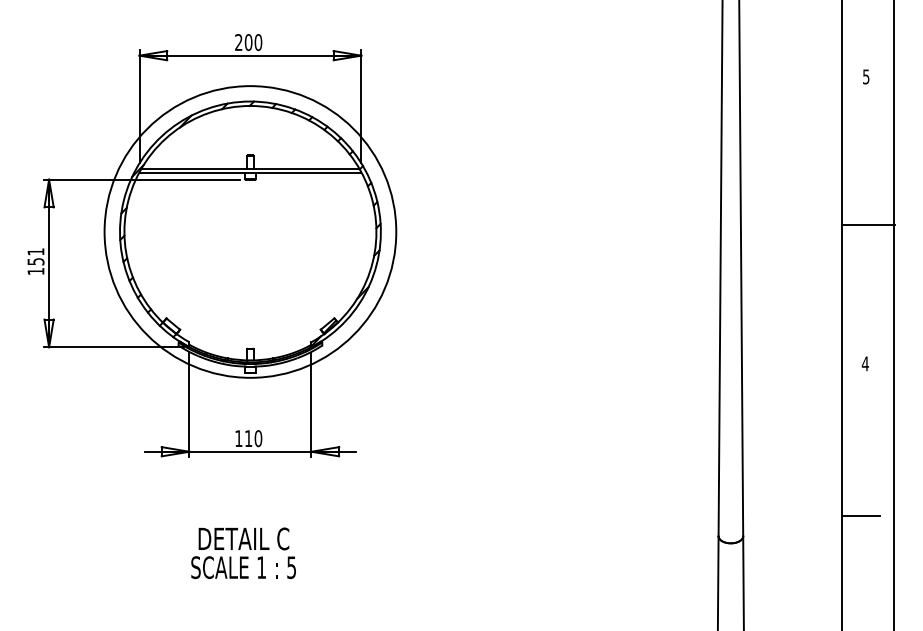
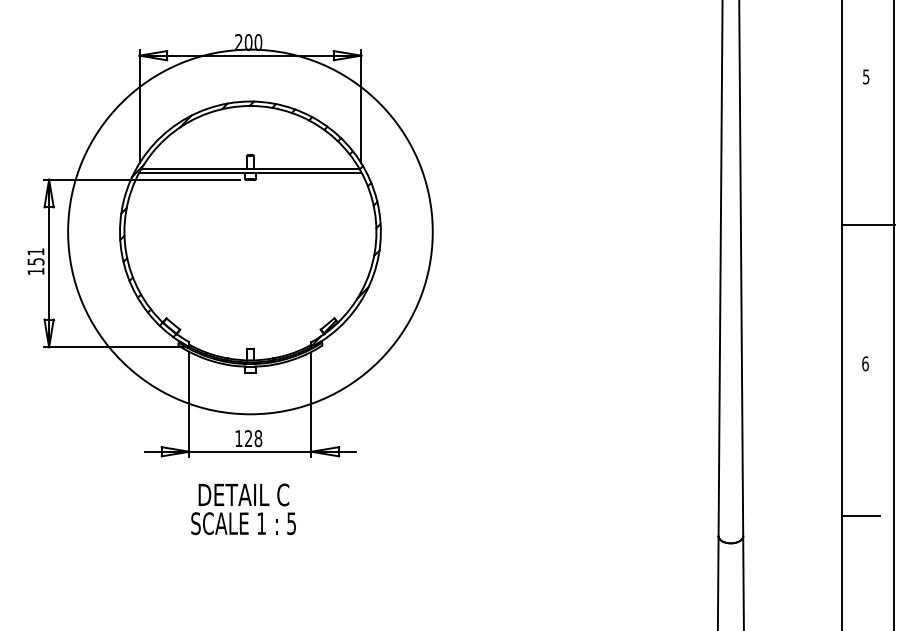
circle diameter: 292 px -> 365 px (250, 231)
text: 4 -> 6 (864, 363)
text: 110 -> 128 (253, 438)
text position: (243, 553) -> (243, 509) (243, 509)
